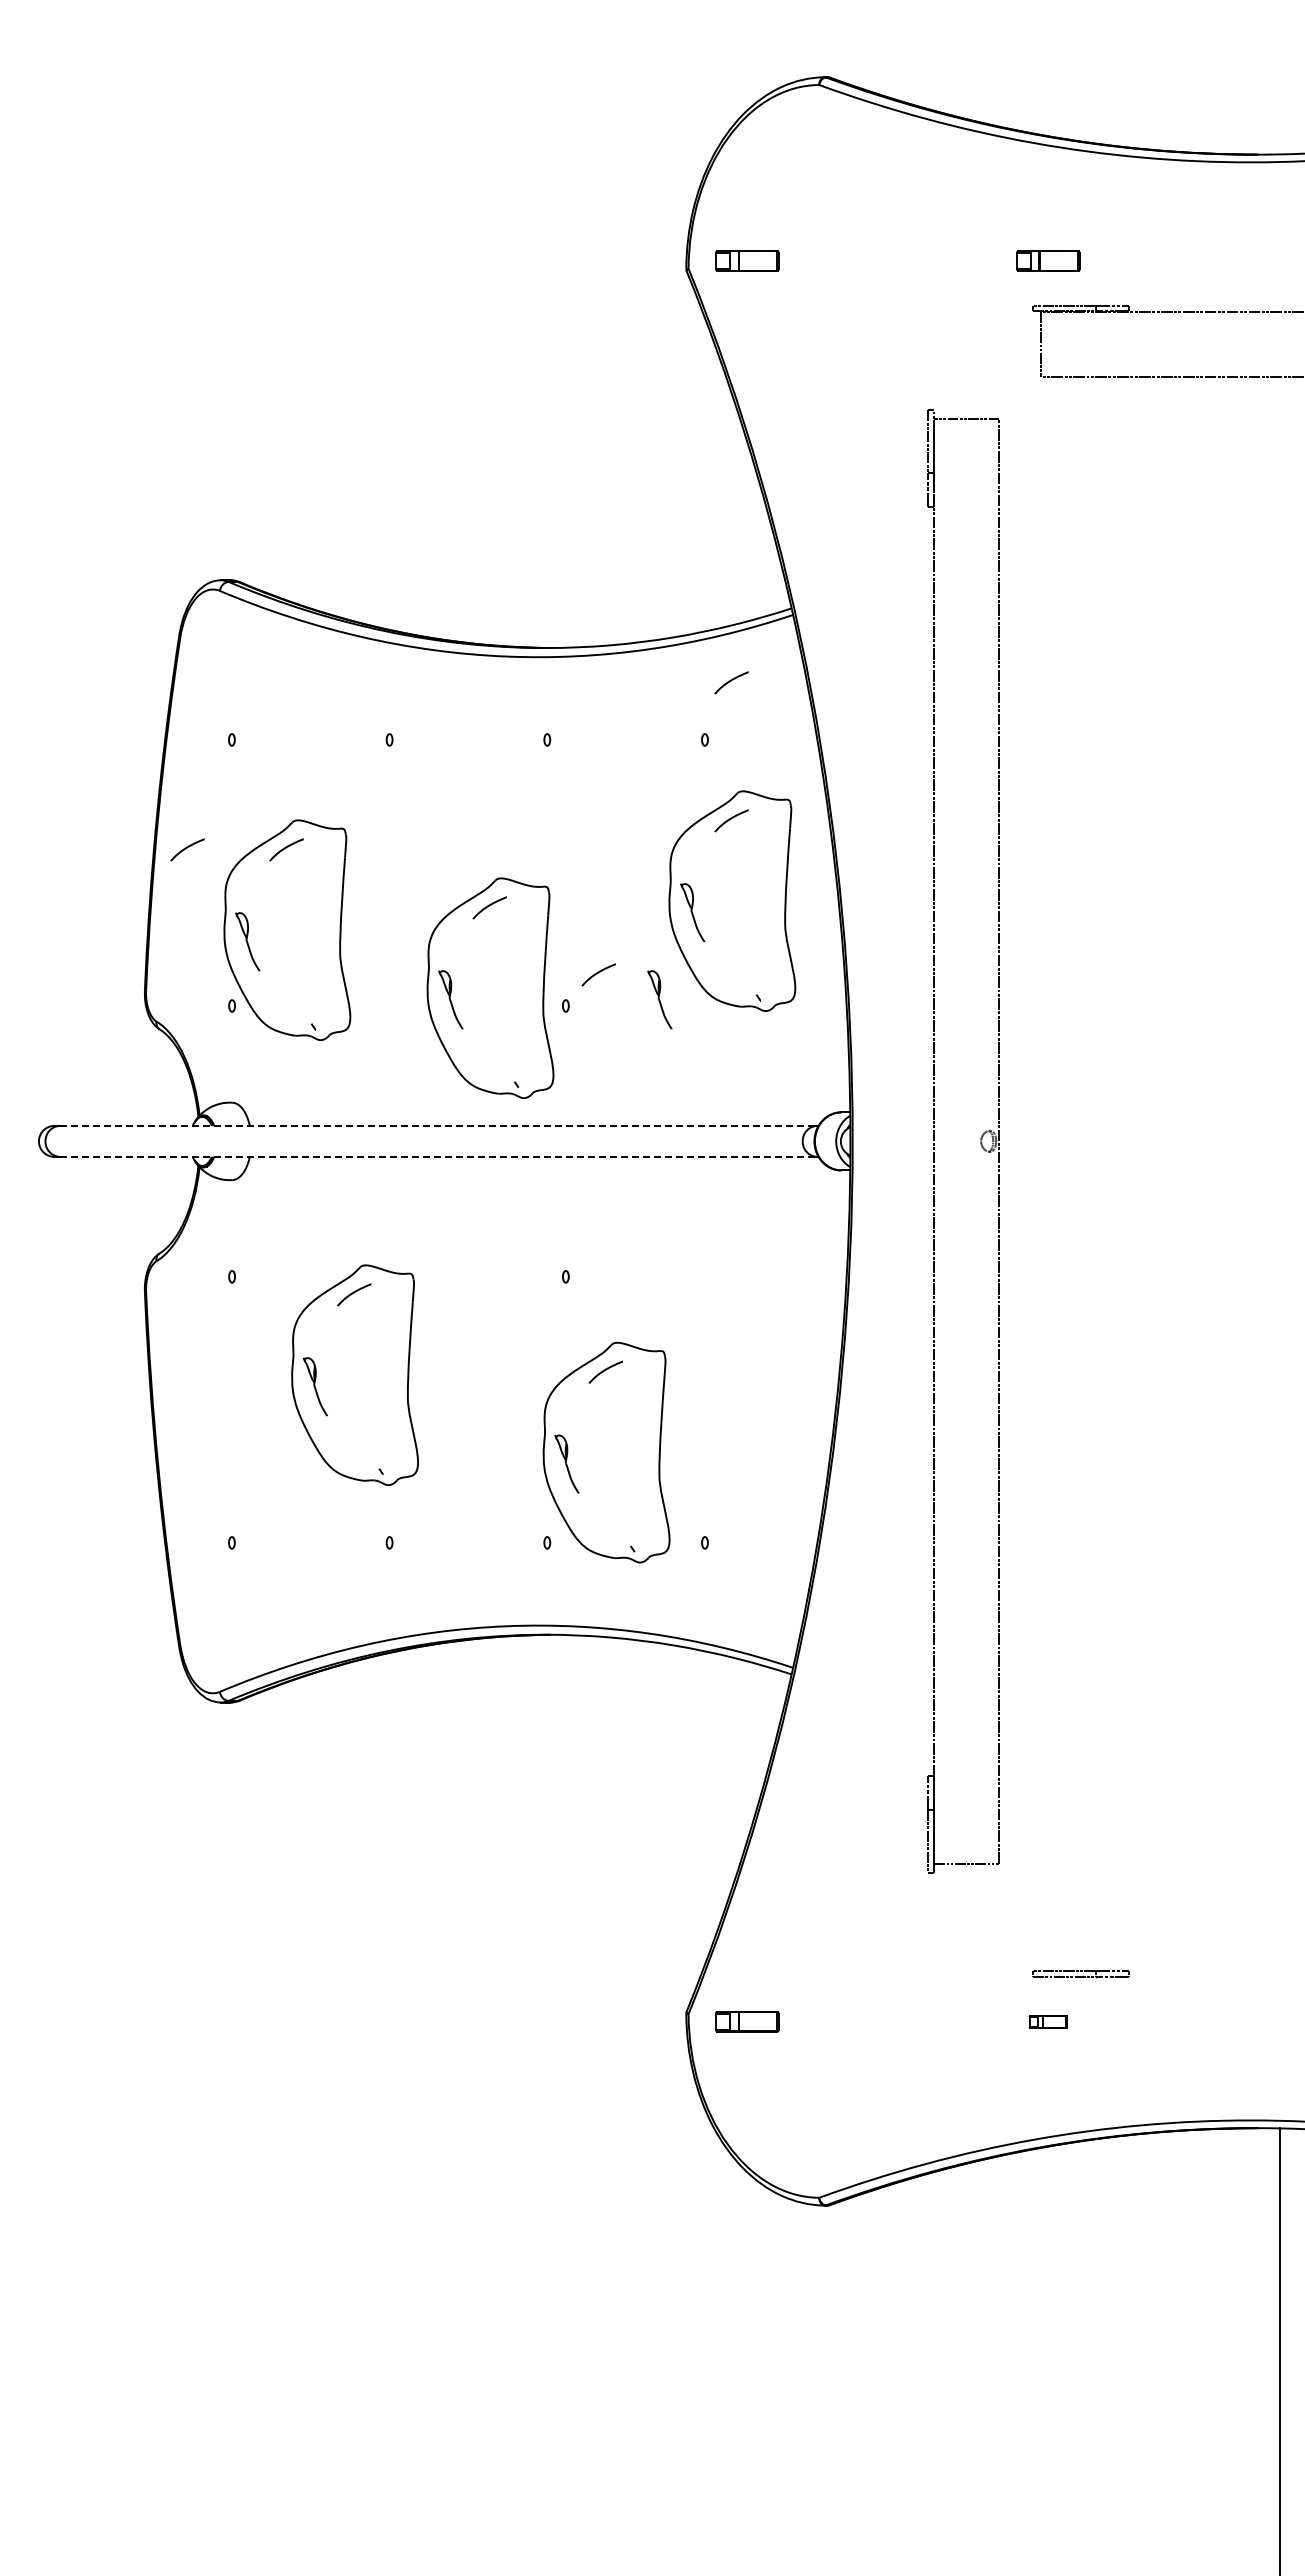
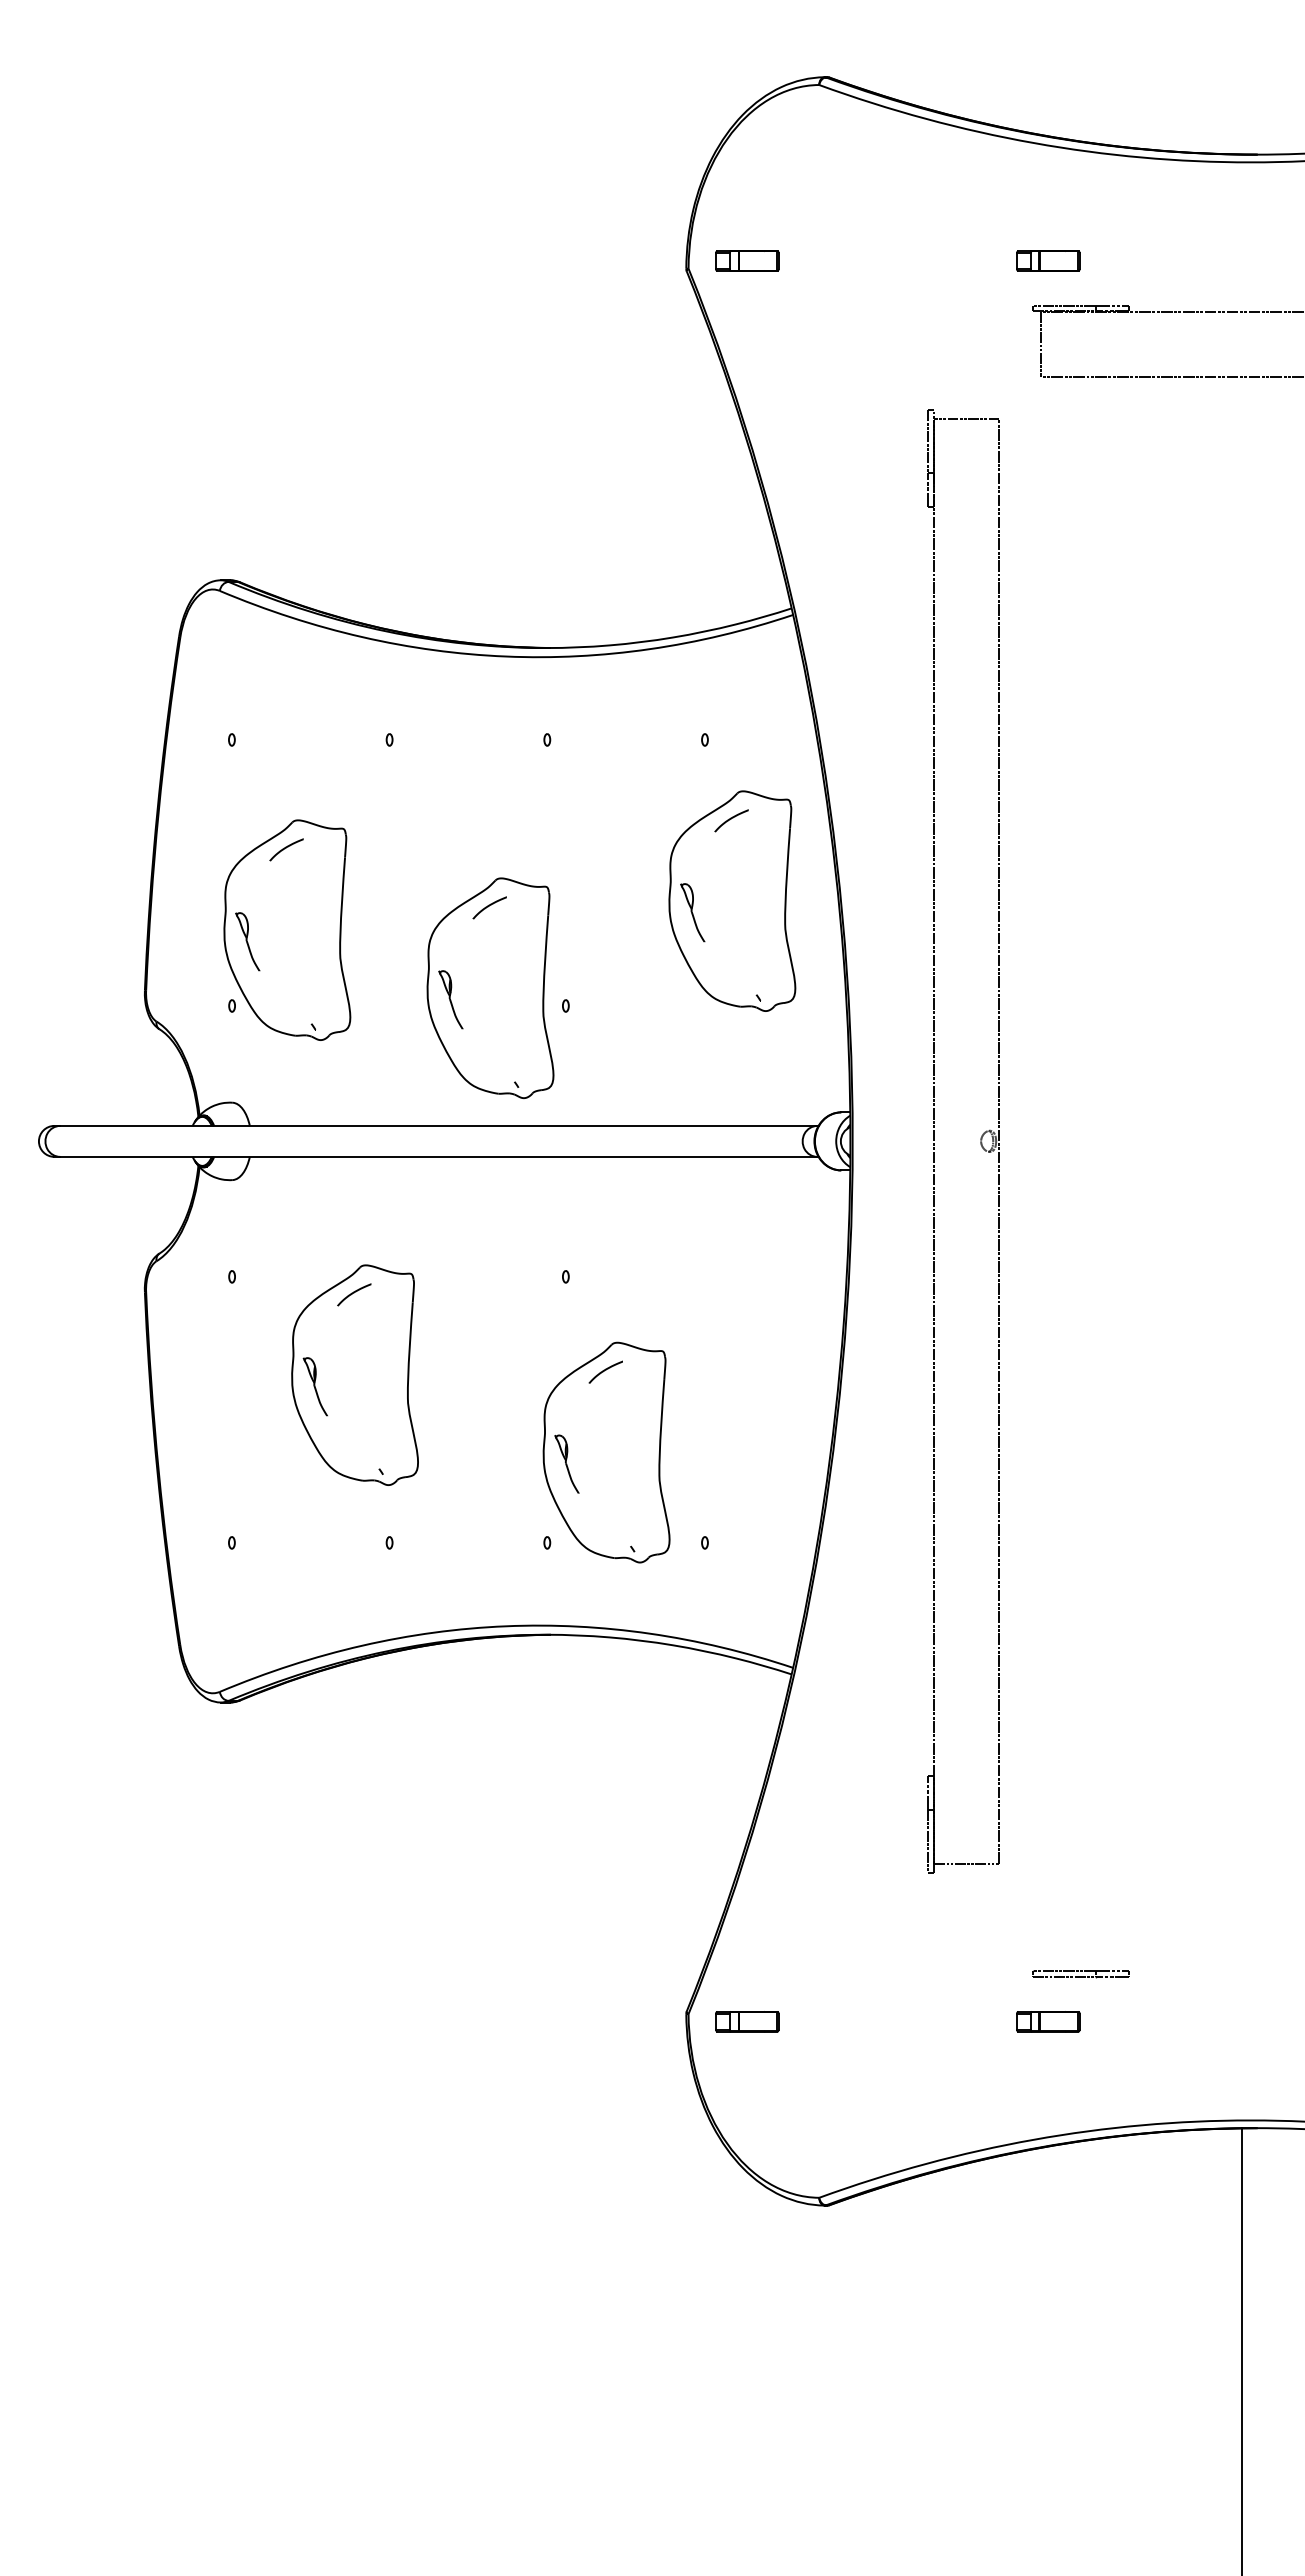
curve: present -> none (731, 681)
curve: present -> none (187, 848)
curve: present -> none (598, 973)
part: present -> none (659, 999)
line: dashed -> solid (438, 1125)
line: dashed -> solid (438, 1156)
part size: 40x14 px -> 65x22 px (1048, 2021)
line position: (1279, 2350) -> (1241, 2350) (1241, 2350)
